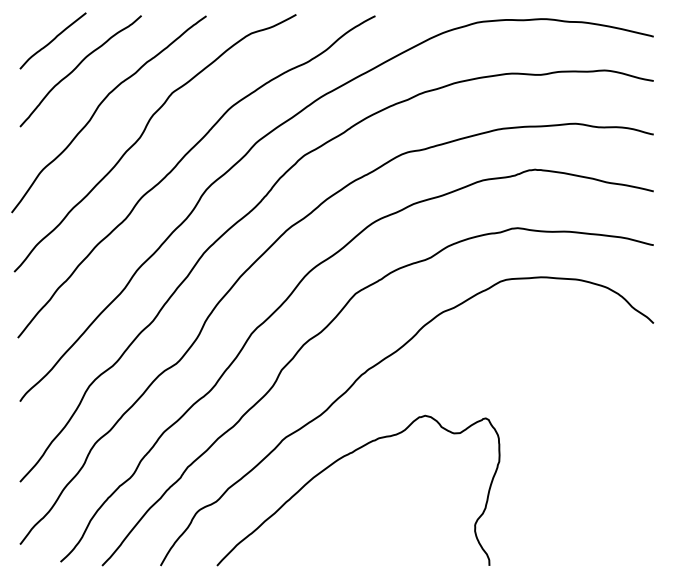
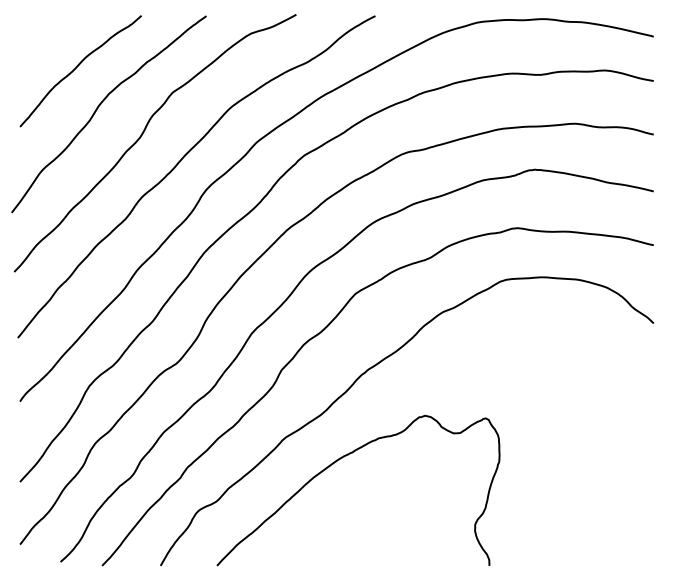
curve: present -> none (52, 40)
